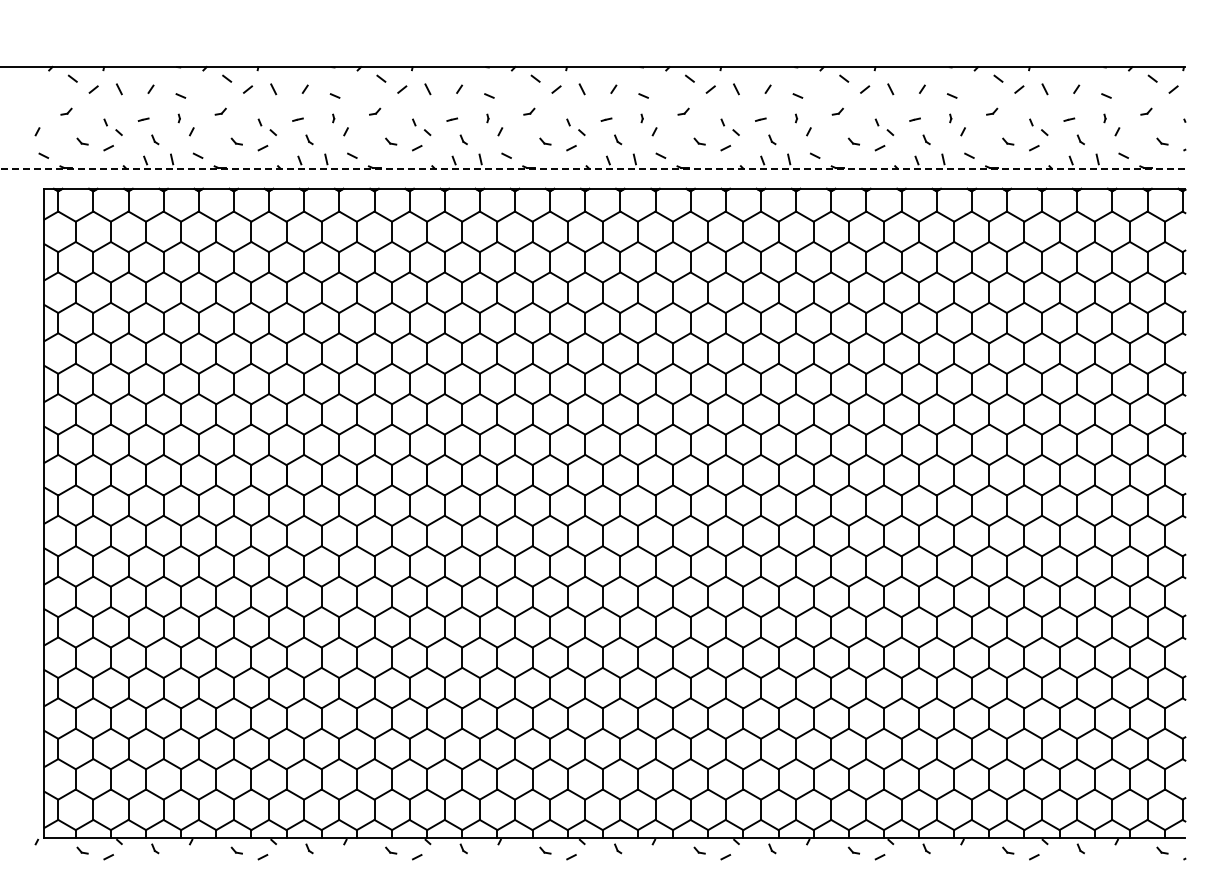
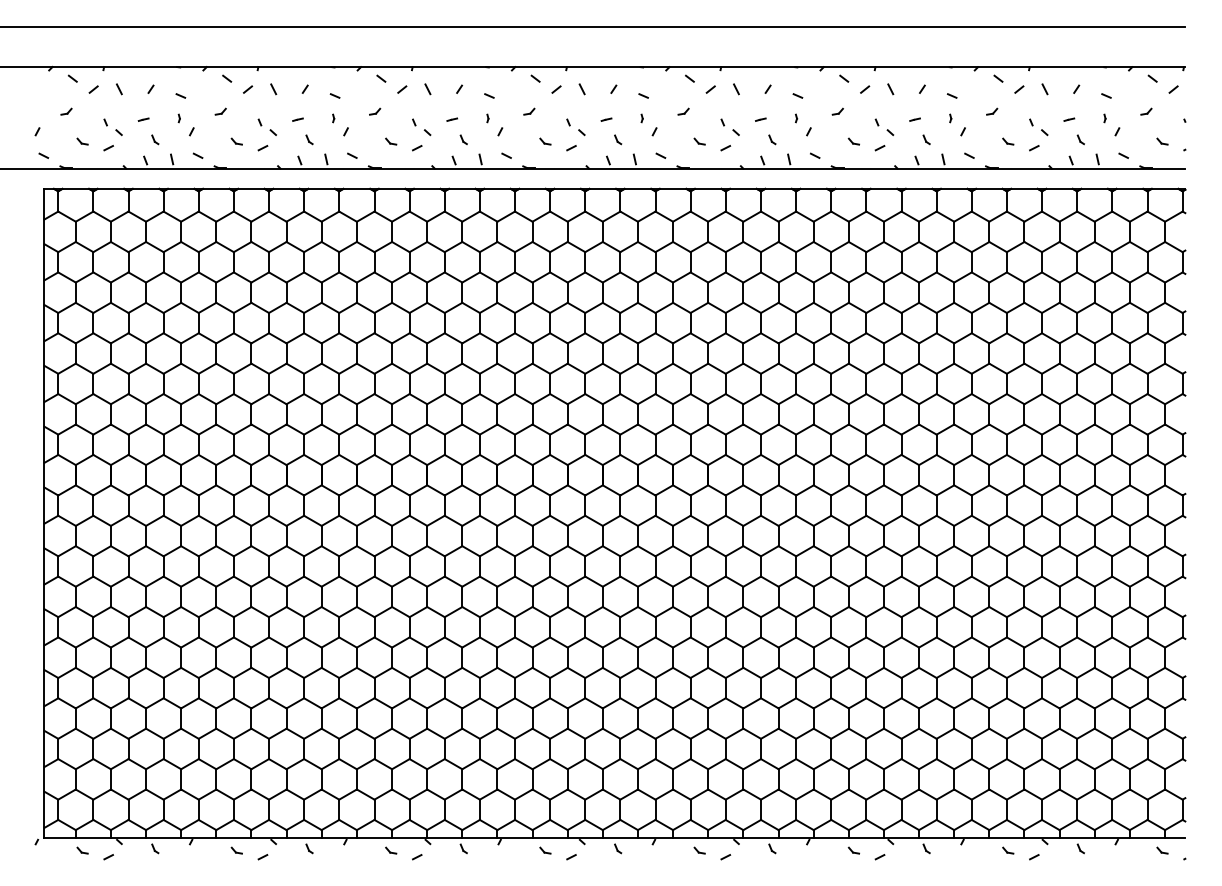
line: none -> present (593, 26)
line: dashed -> solid (592, 168)
